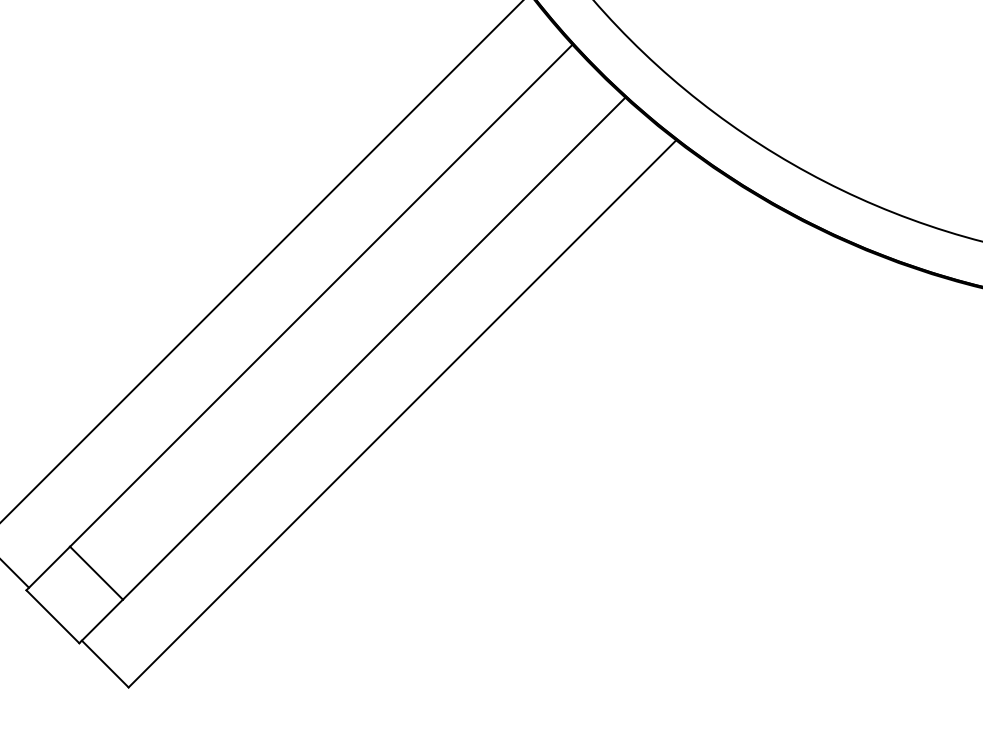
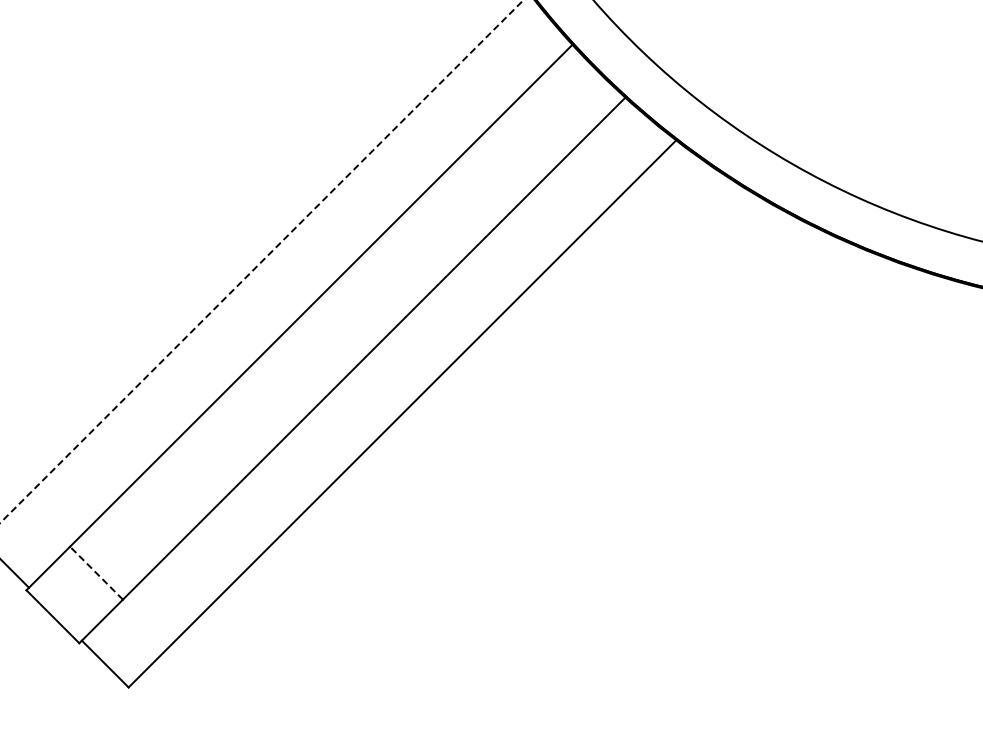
line: solid -> dashed (261, 261)
line: solid -> dashed (96, 572)
